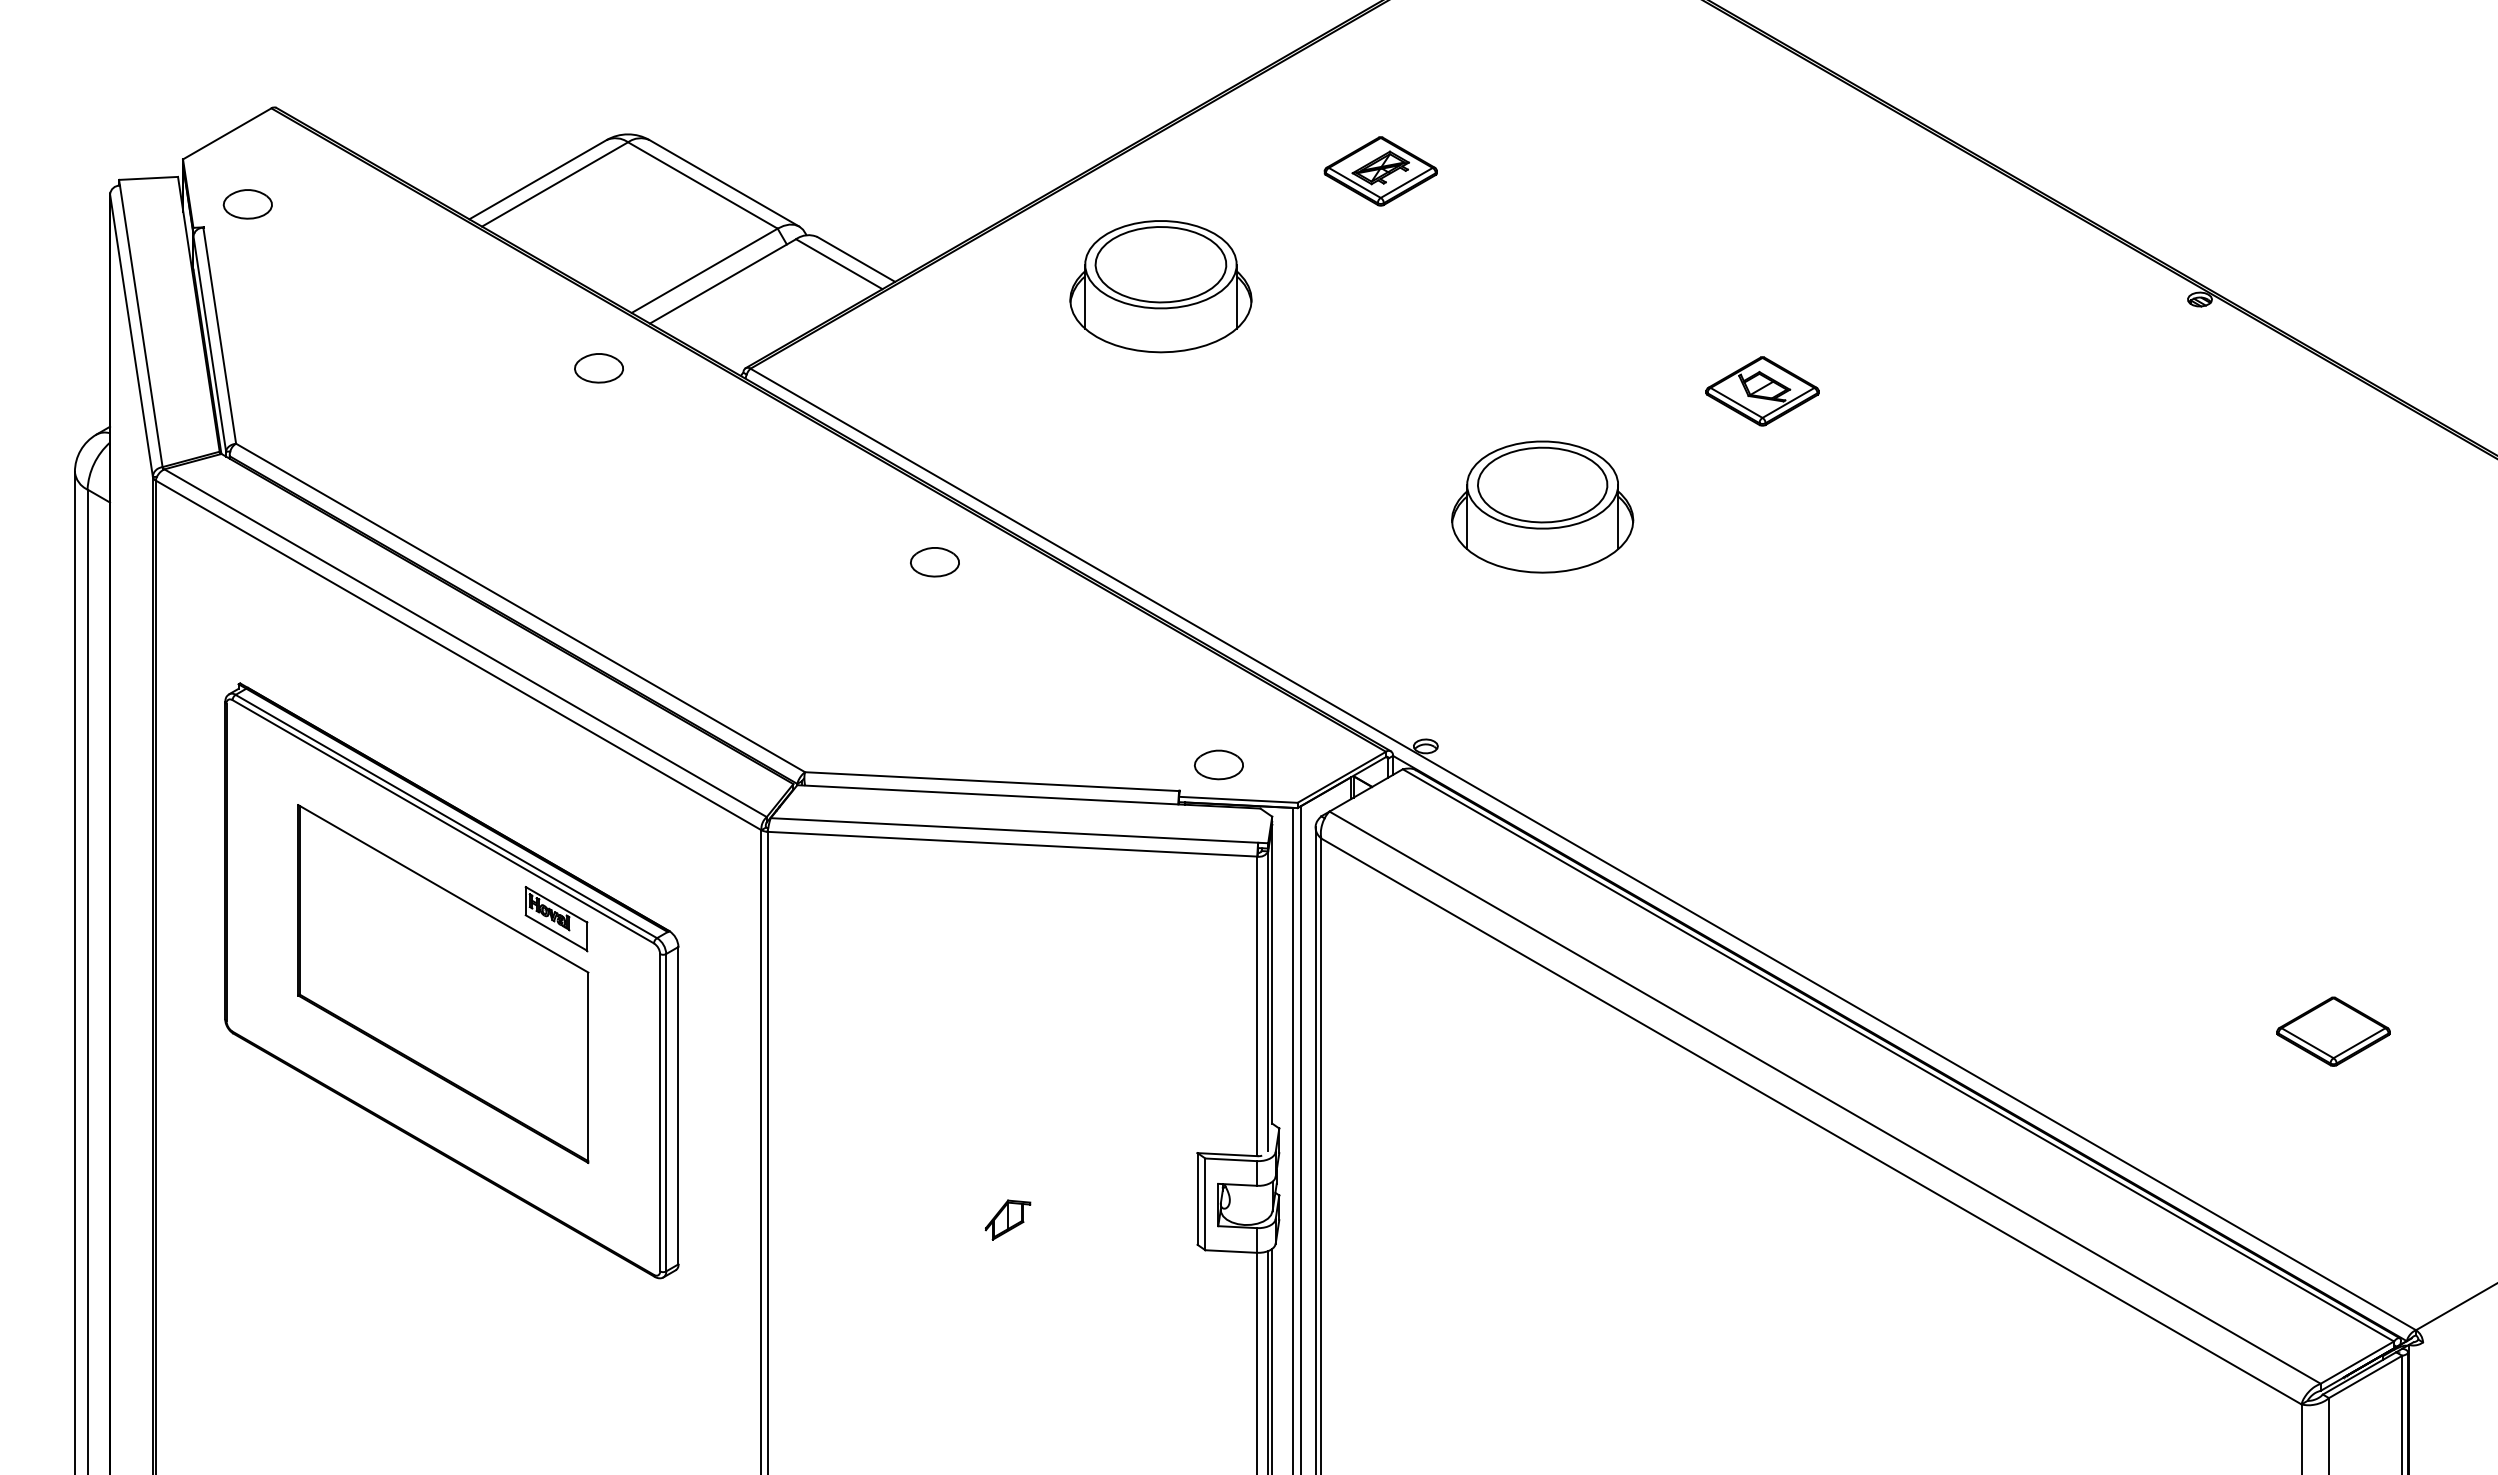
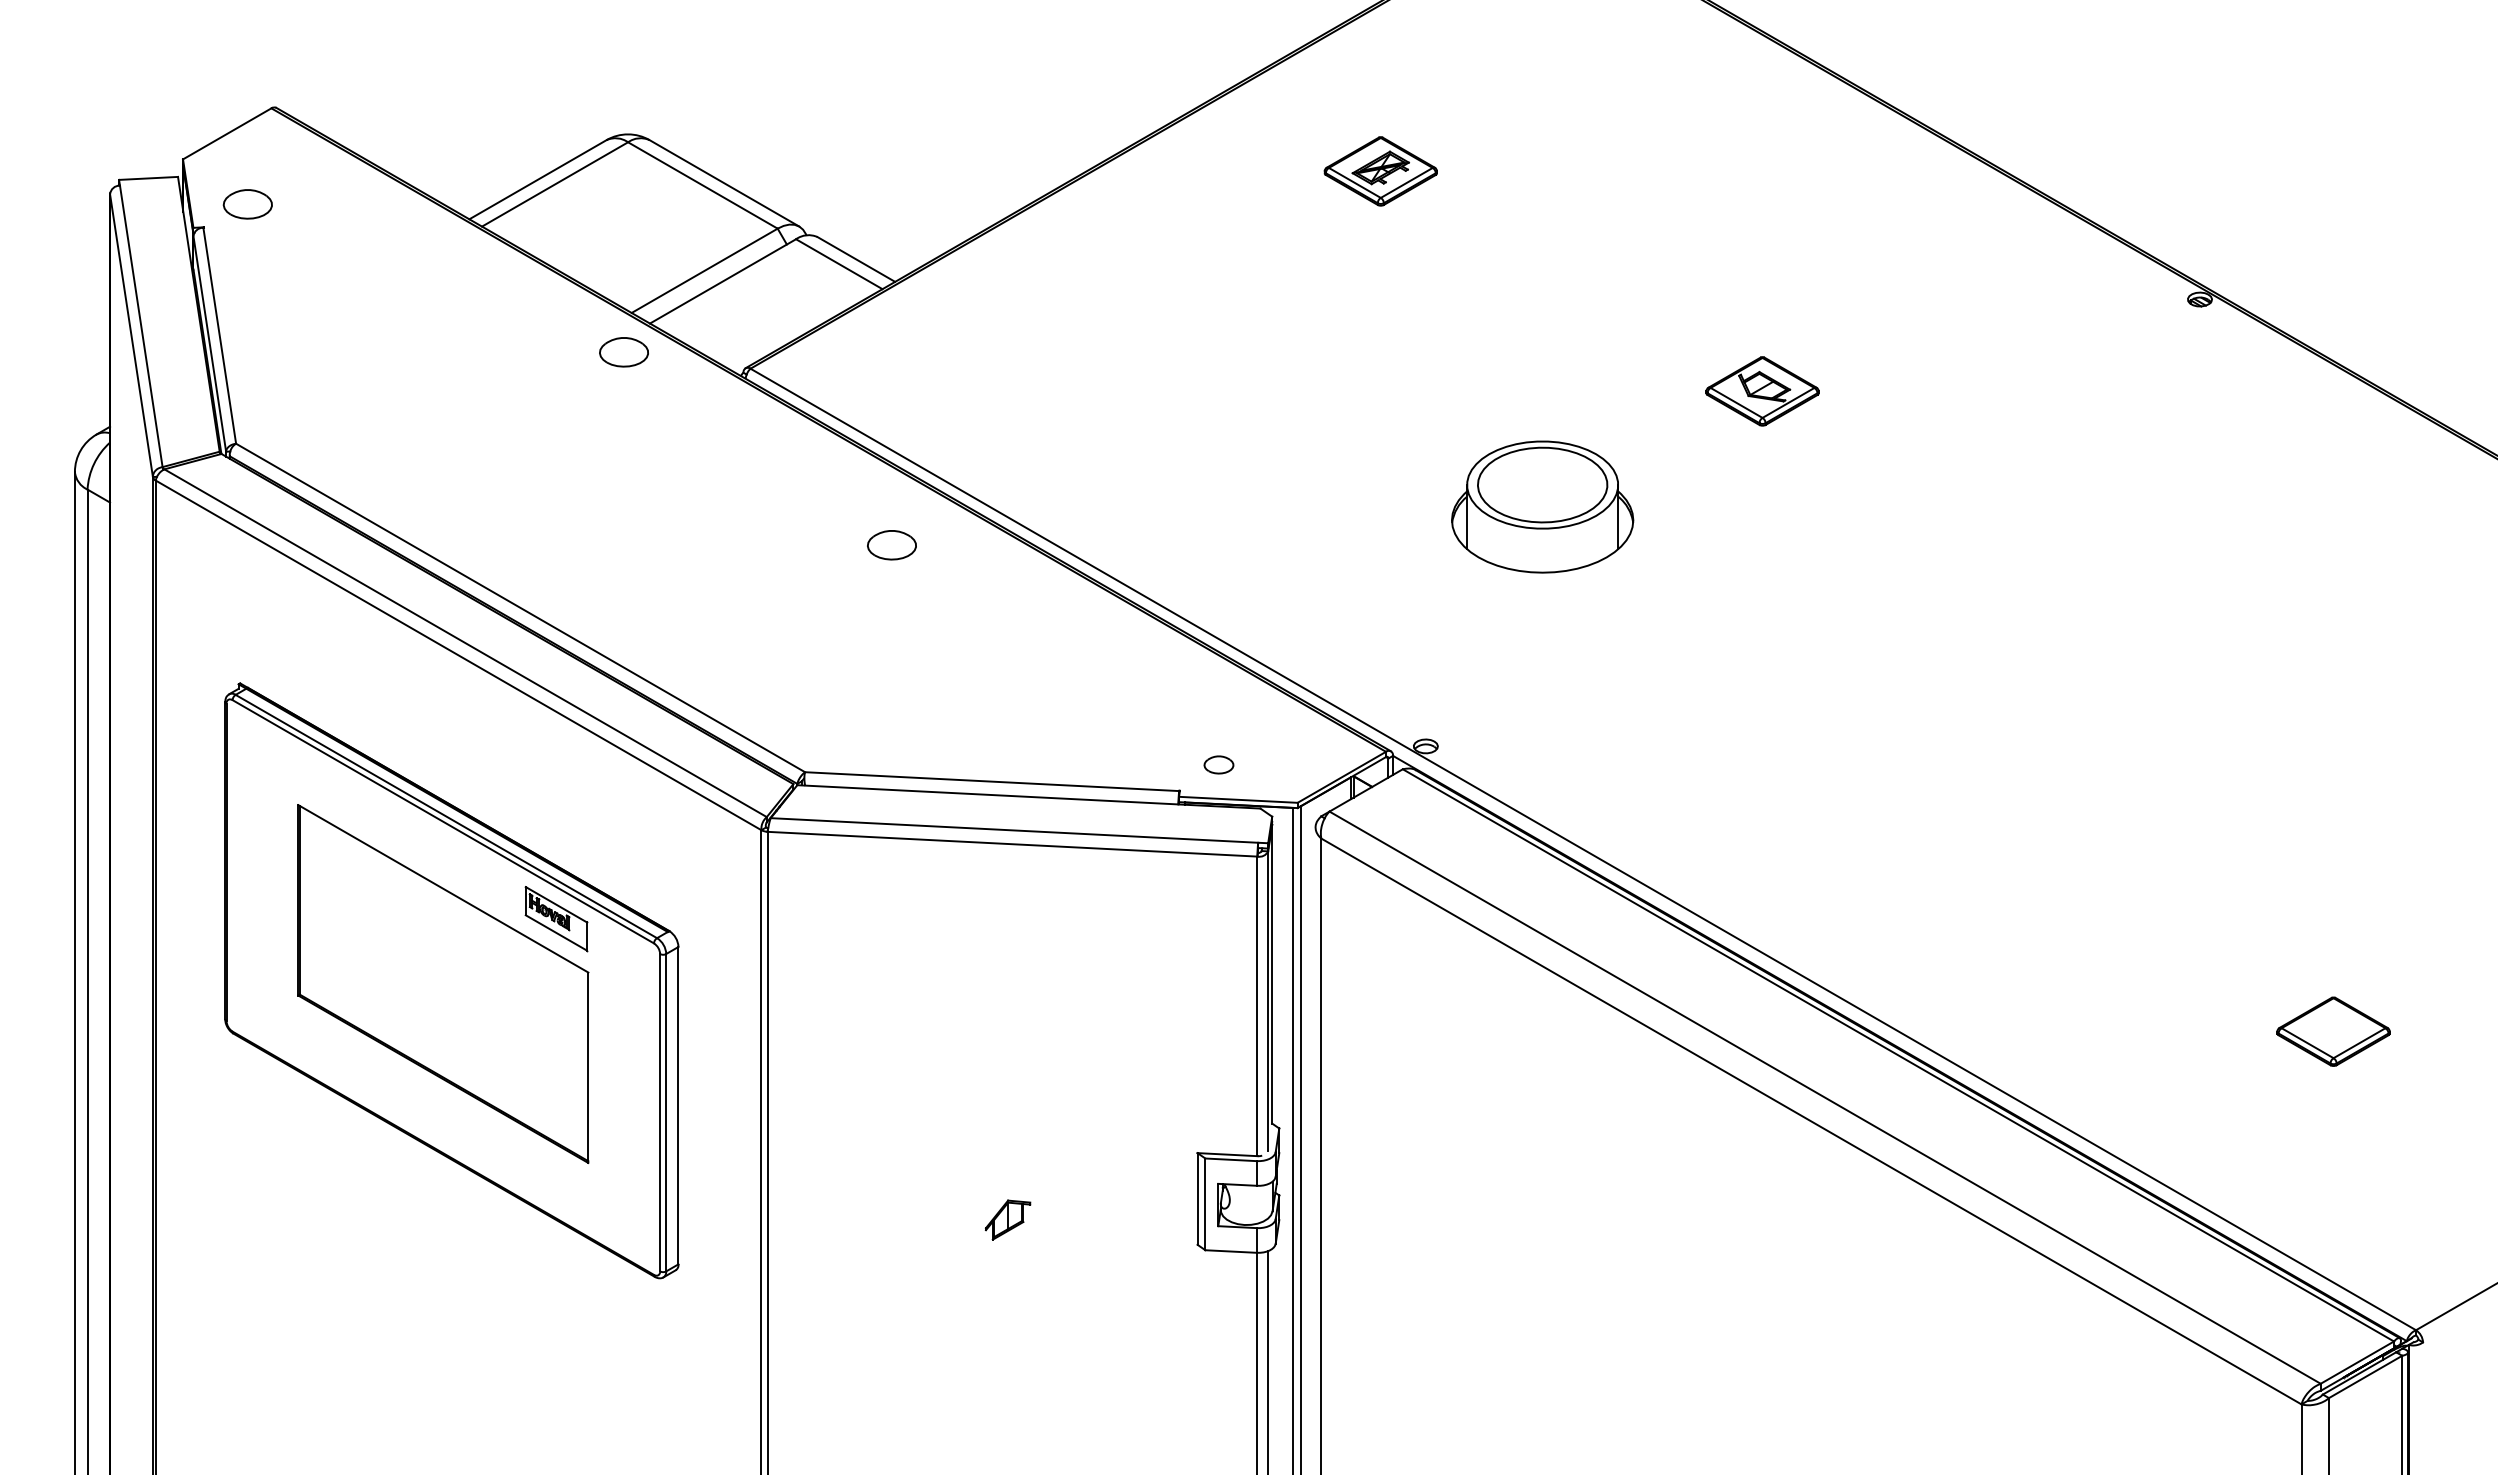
part: present -> none (1160, 286)
part position: (598, 368) -> (623, 352) (623, 352)
part position: (934, 562) -> (891, 545) (891, 545)
part size: 50x32 px -> 32x20 px (1218, 764)
line: present -> none (1315, 1149)
line: present -> none (1272, 1359)
